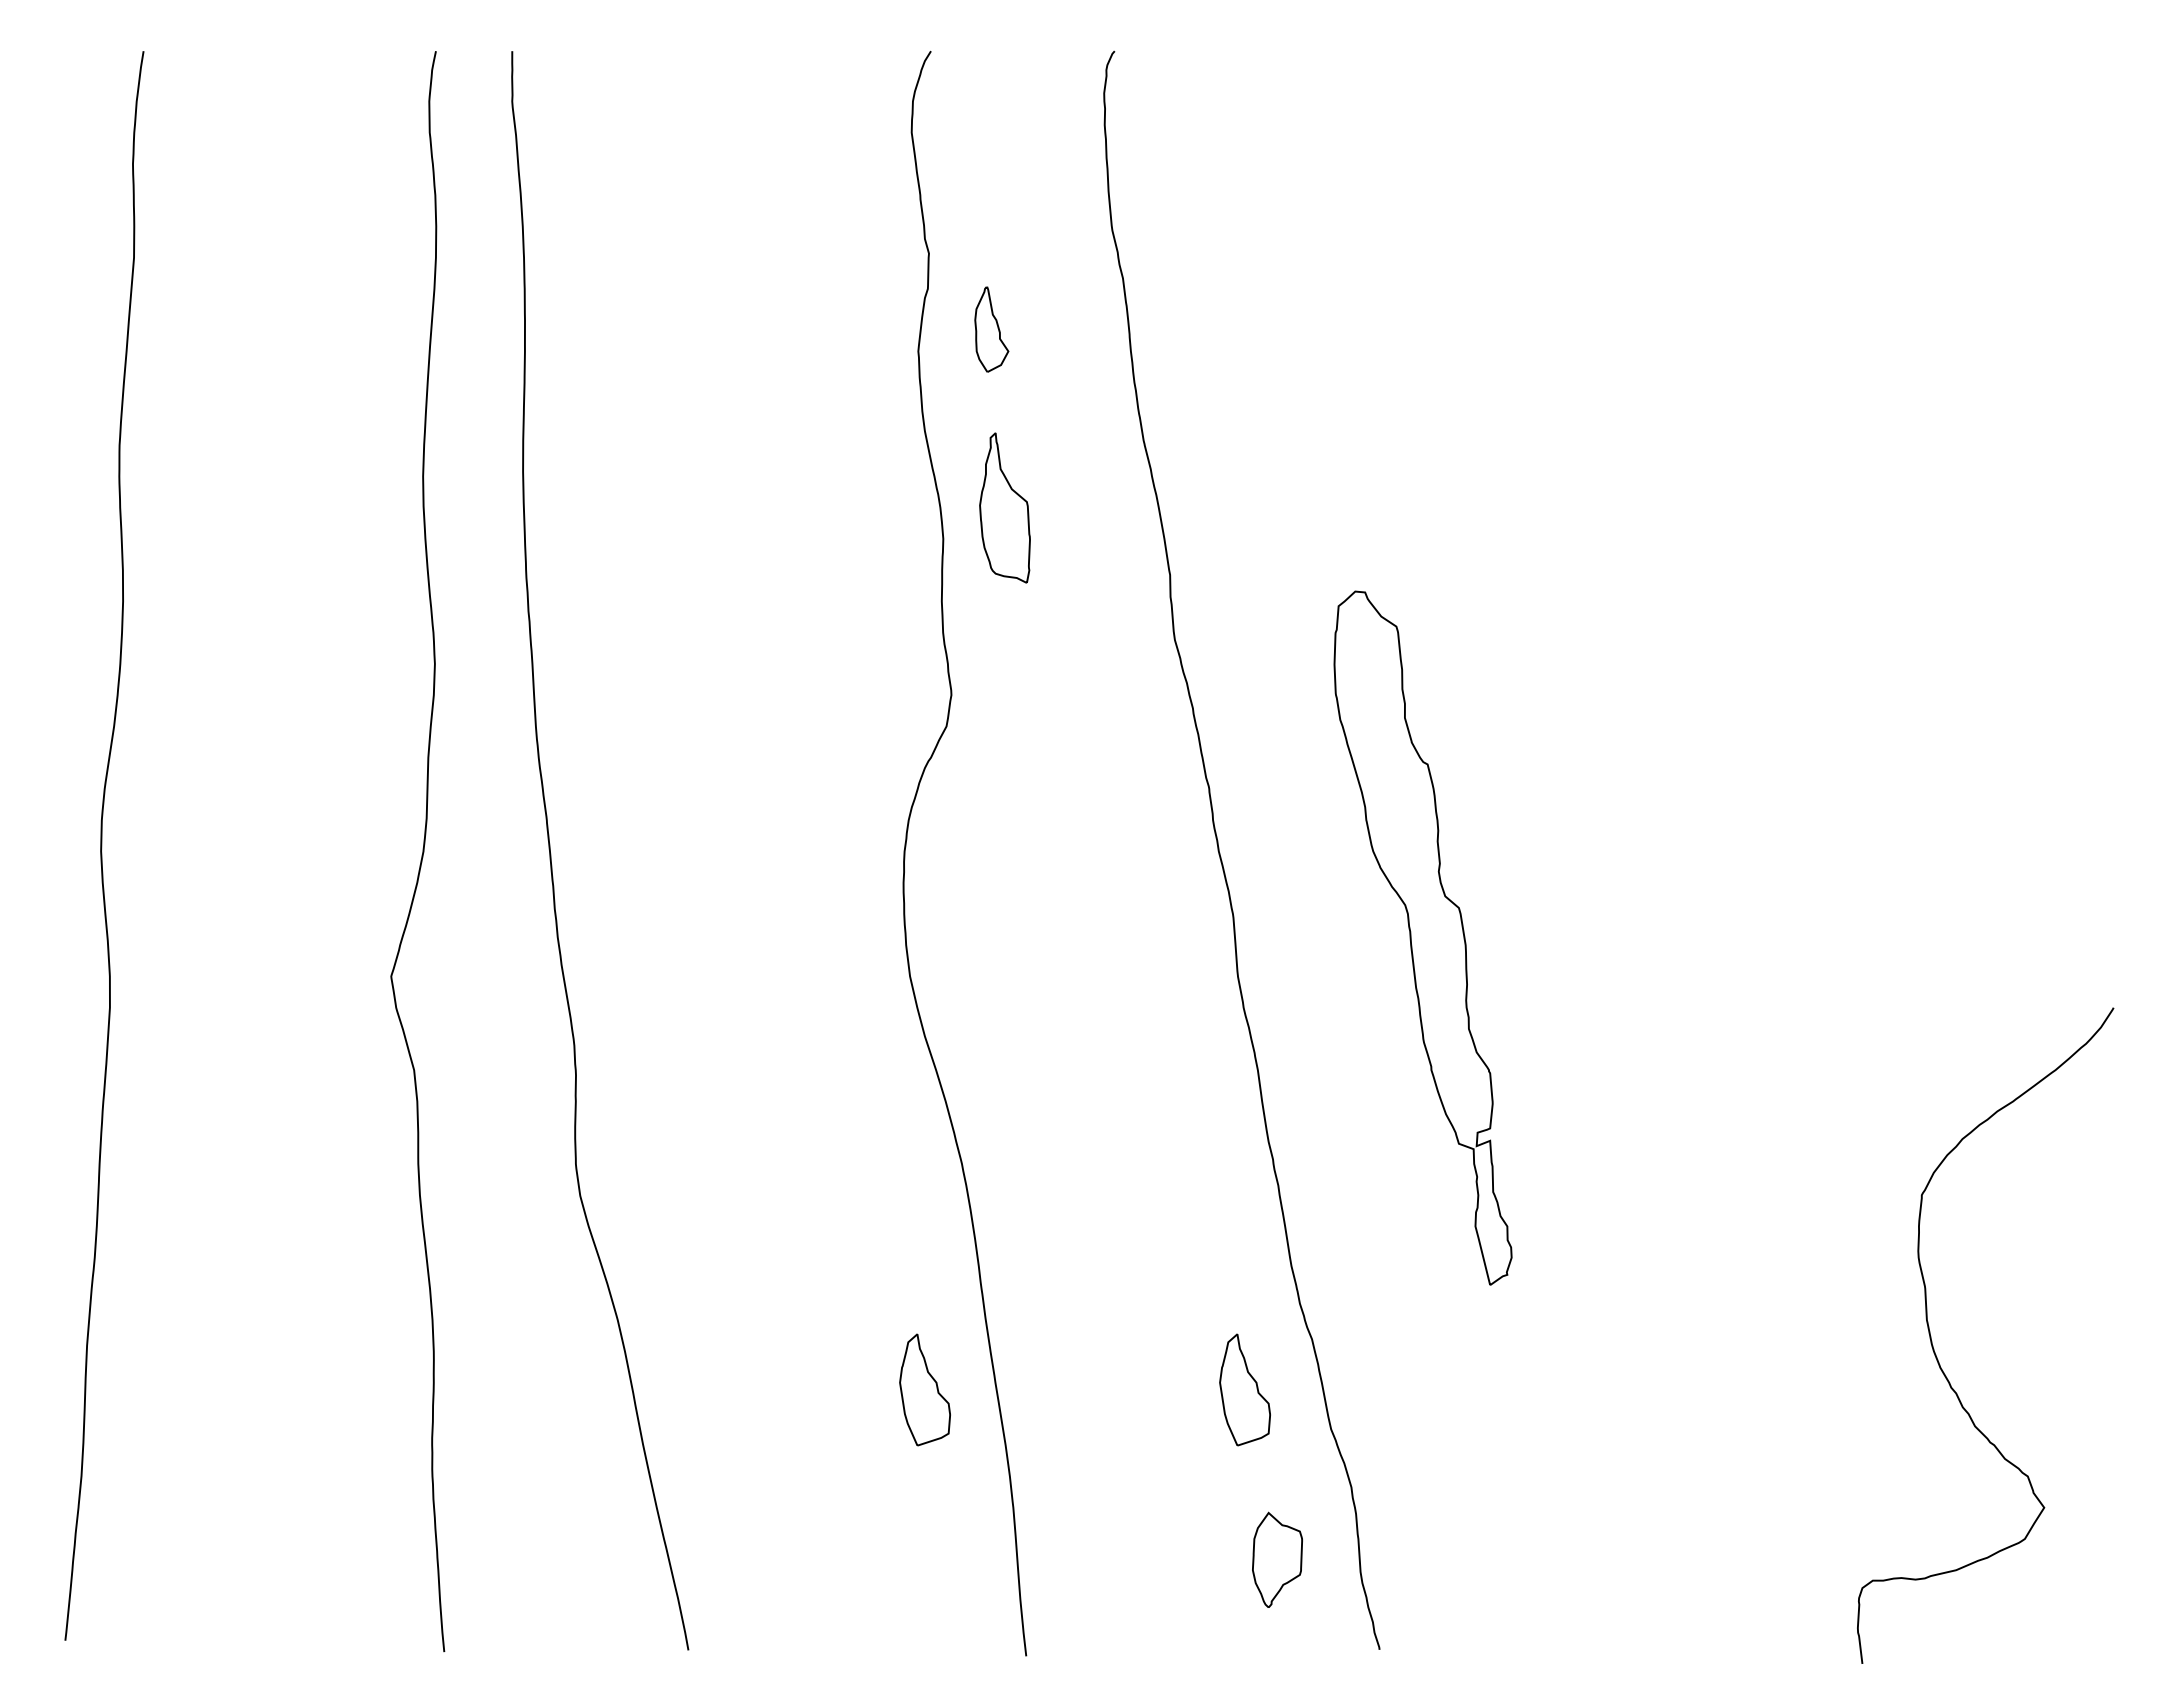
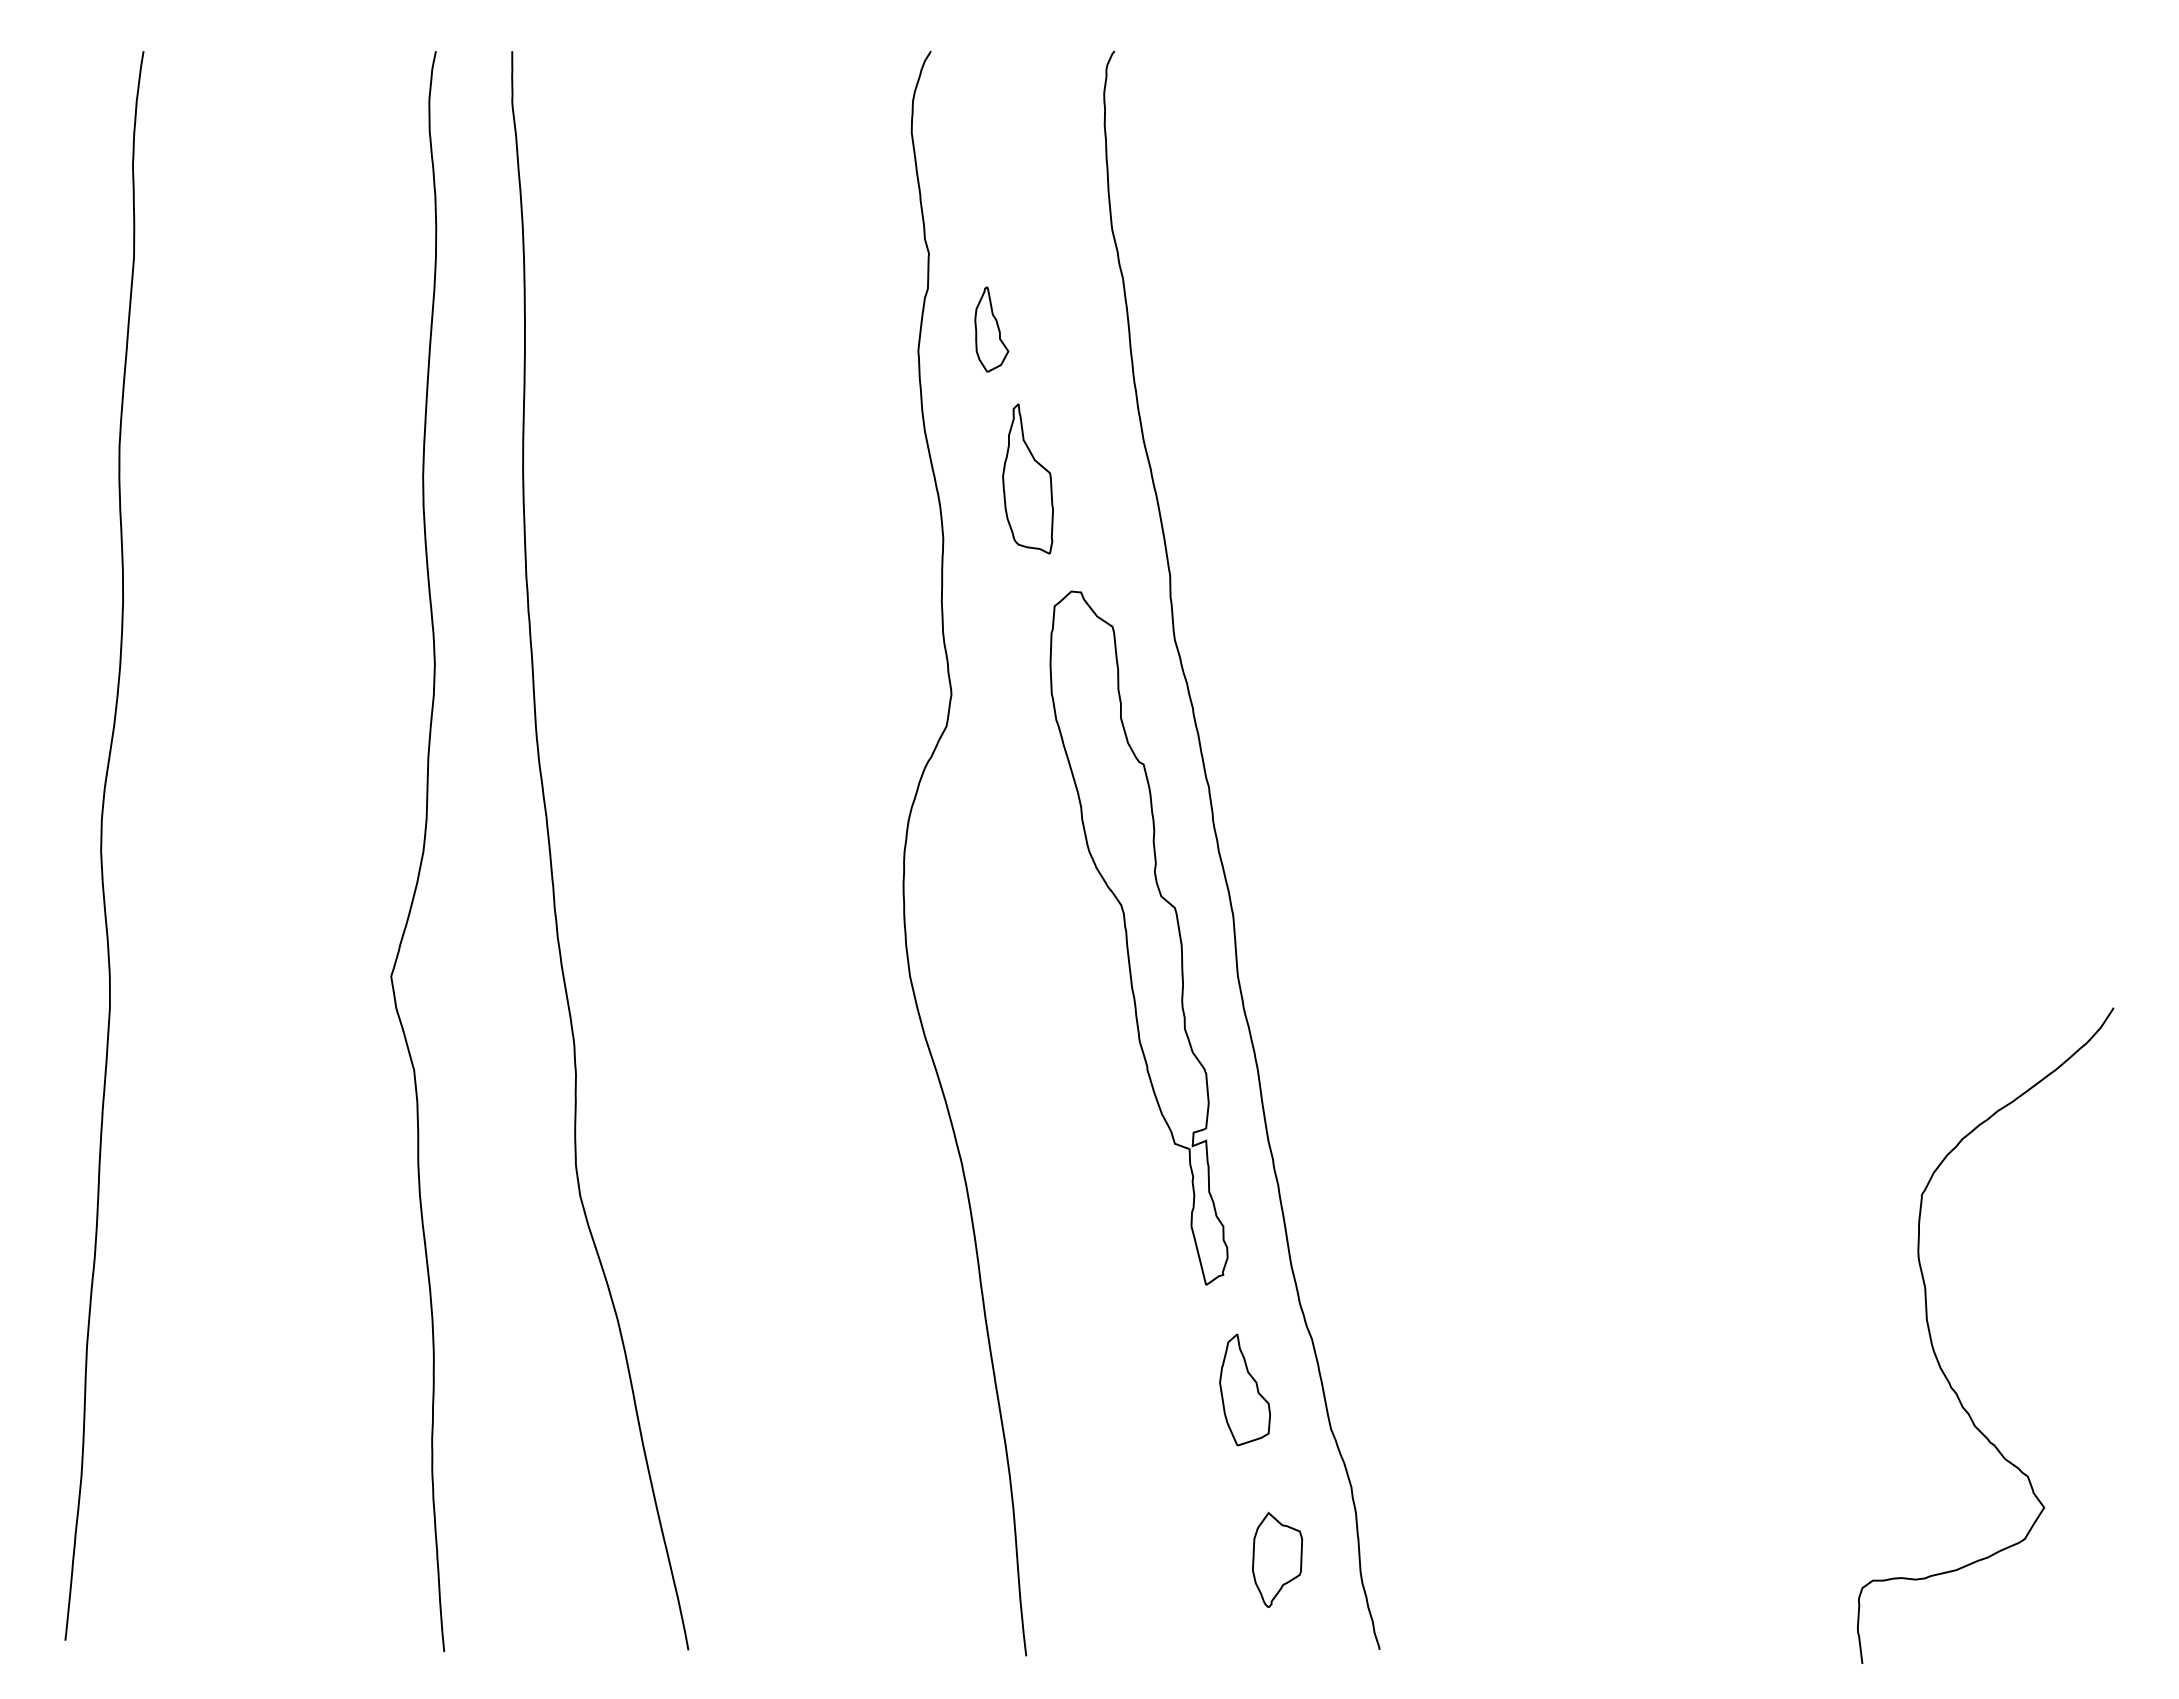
part position: (1004, 507) -> (1027, 478) (1027, 478)
part position: (1422, 937) -> (1138, 937) (1138, 937)
part: present -> none (924, 1389)
